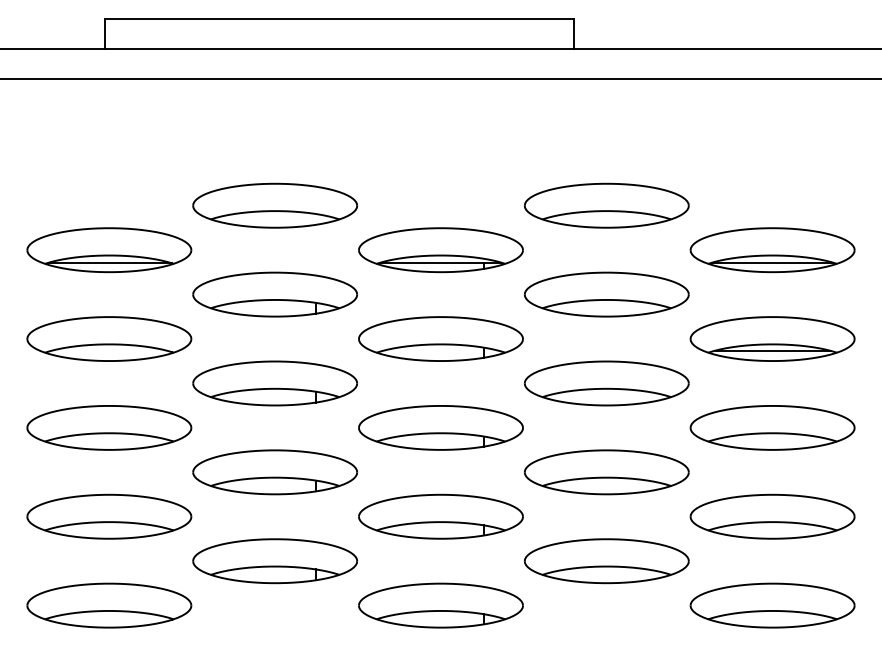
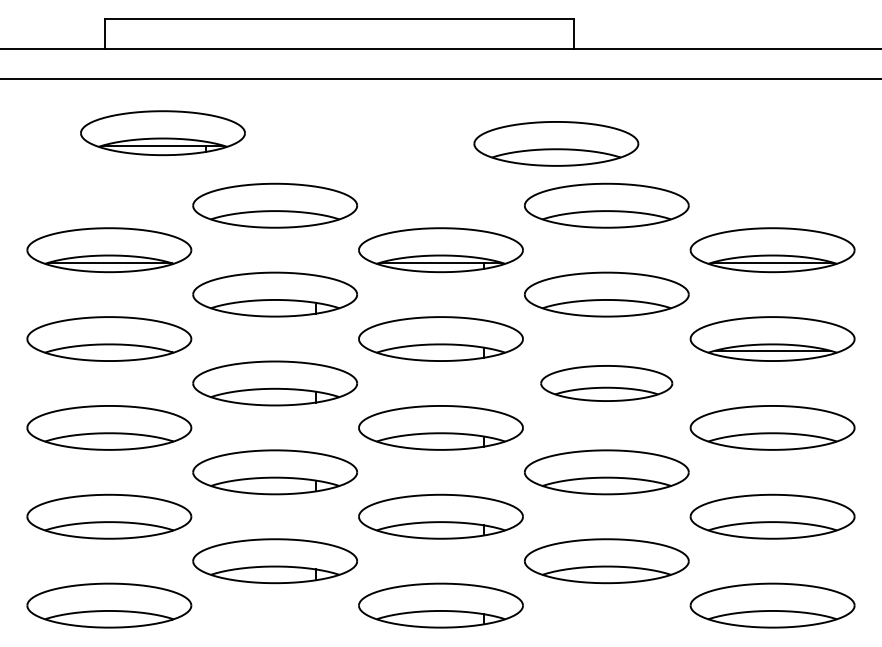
part: none -> present (162, 133)
part: none -> present (556, 143)
part size: 167x47 px -> 134x37 px (606, 383)
